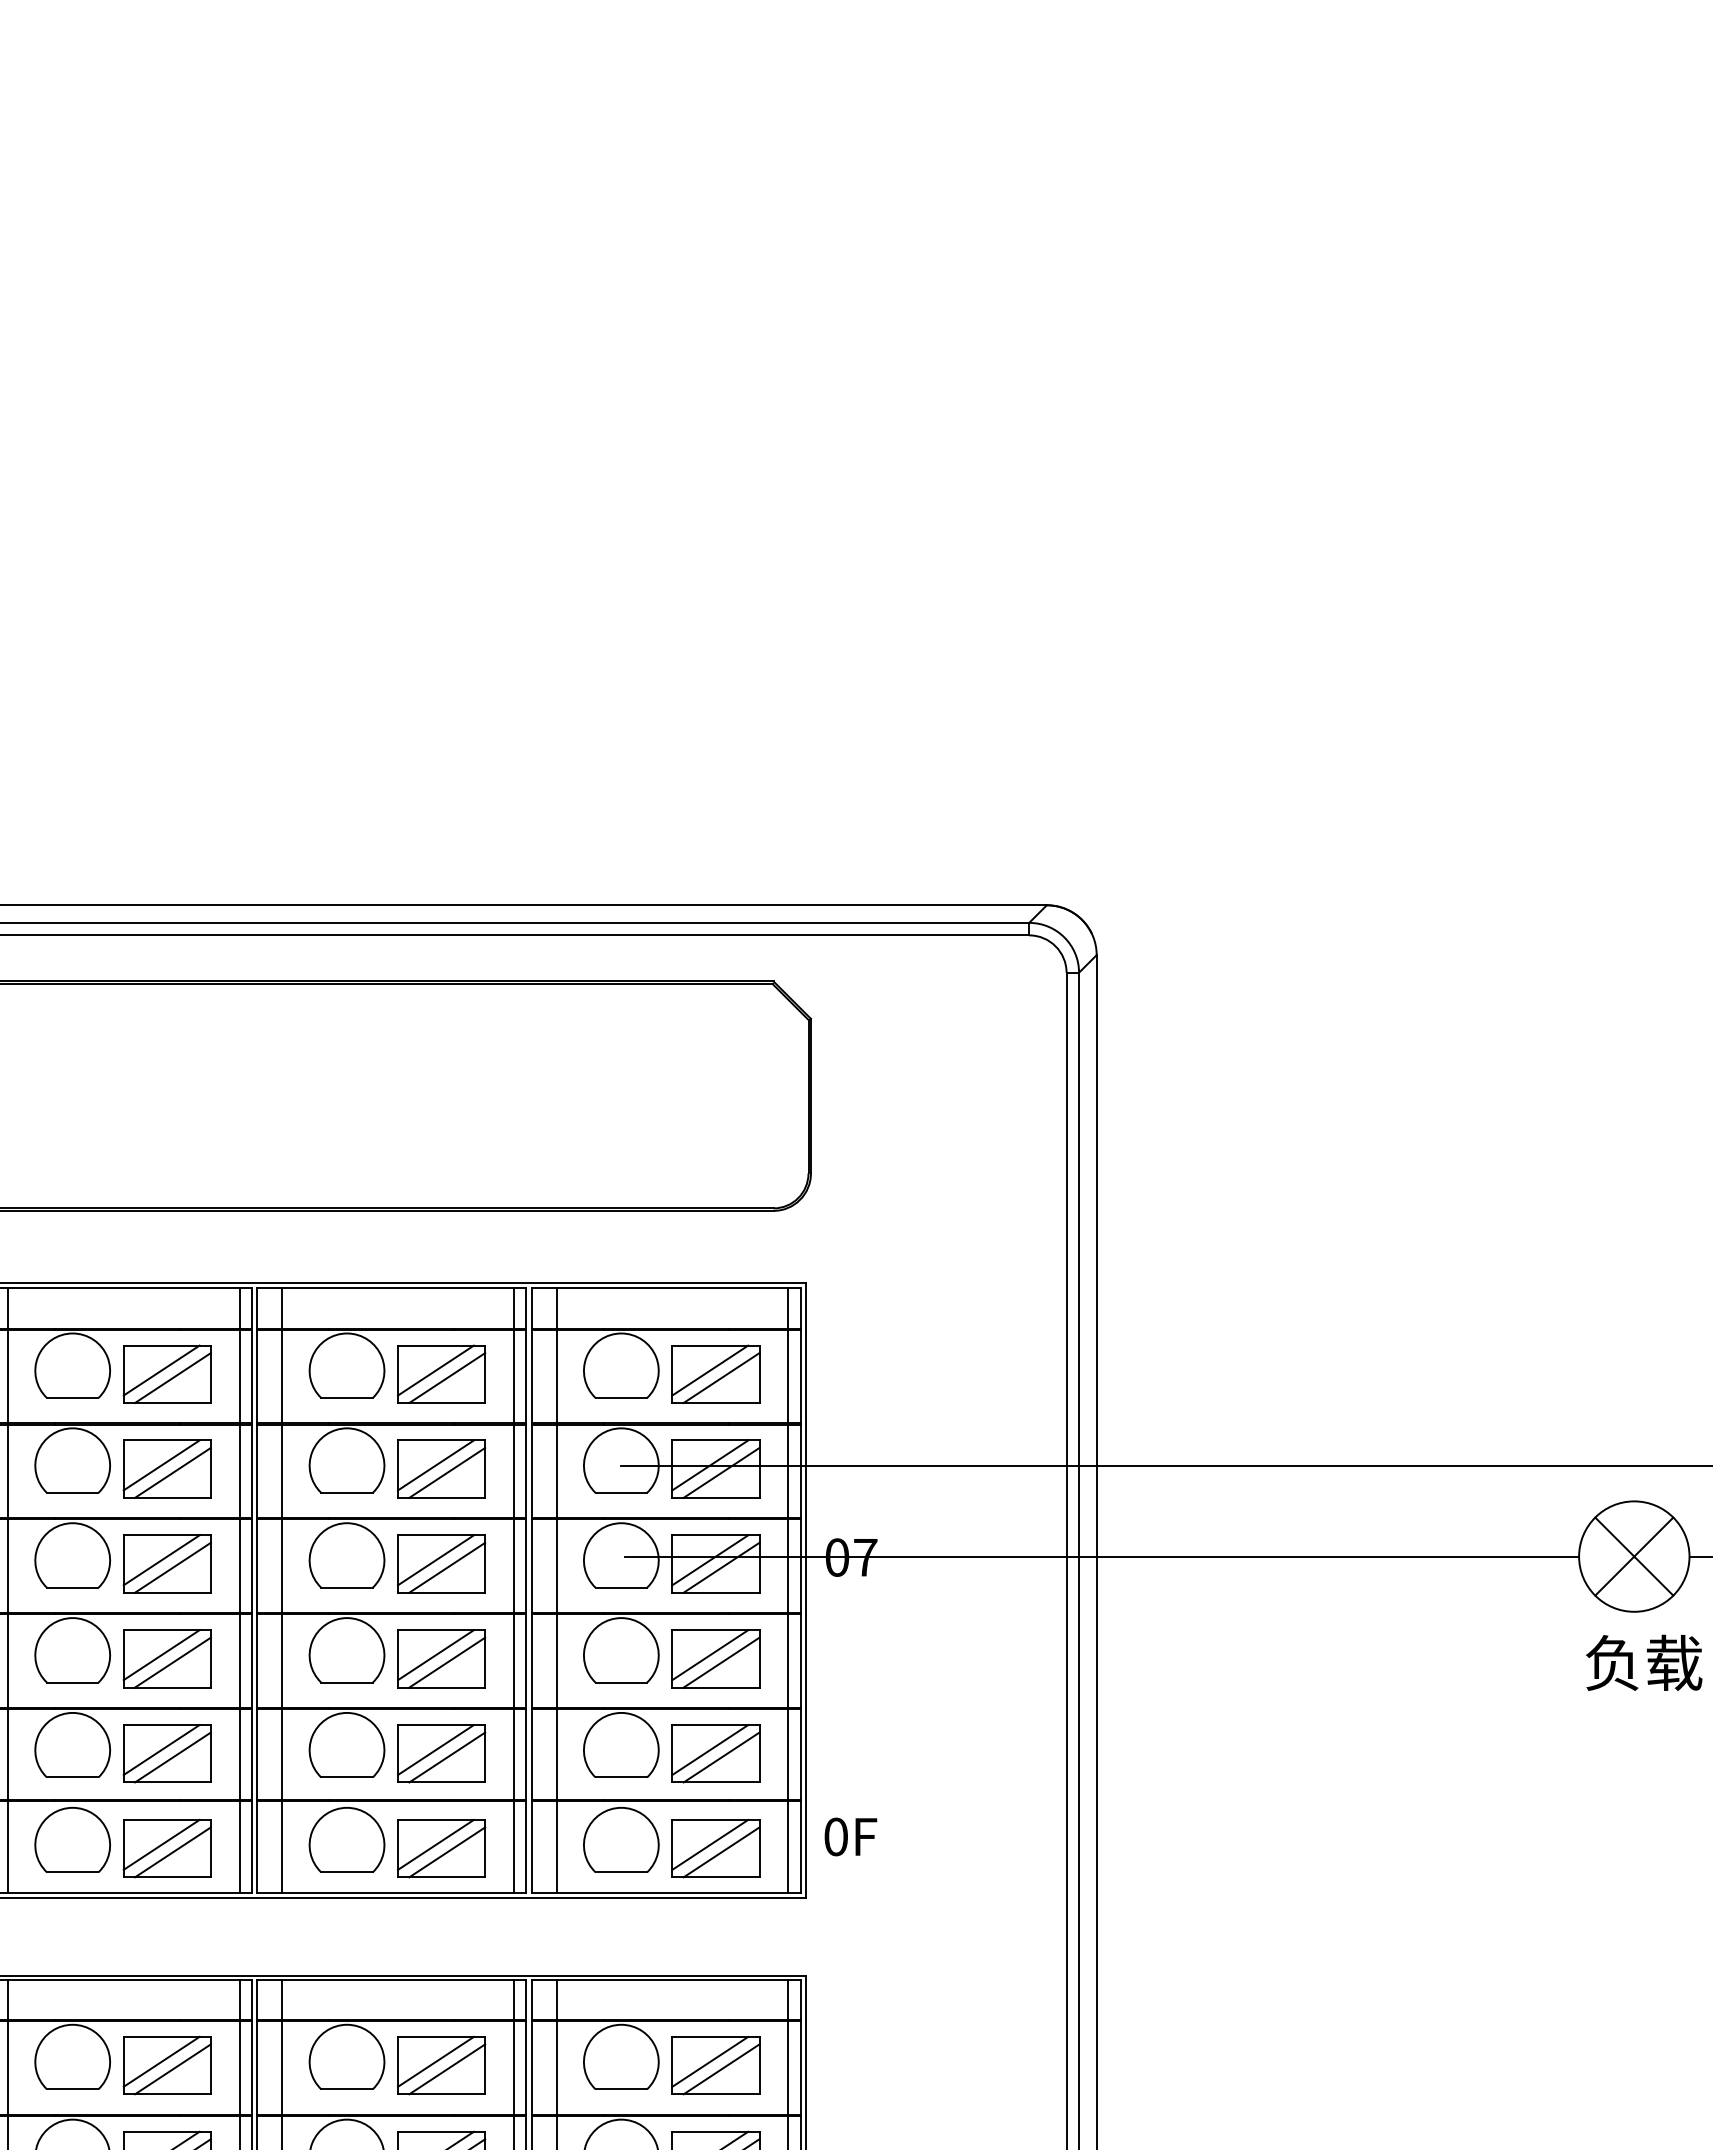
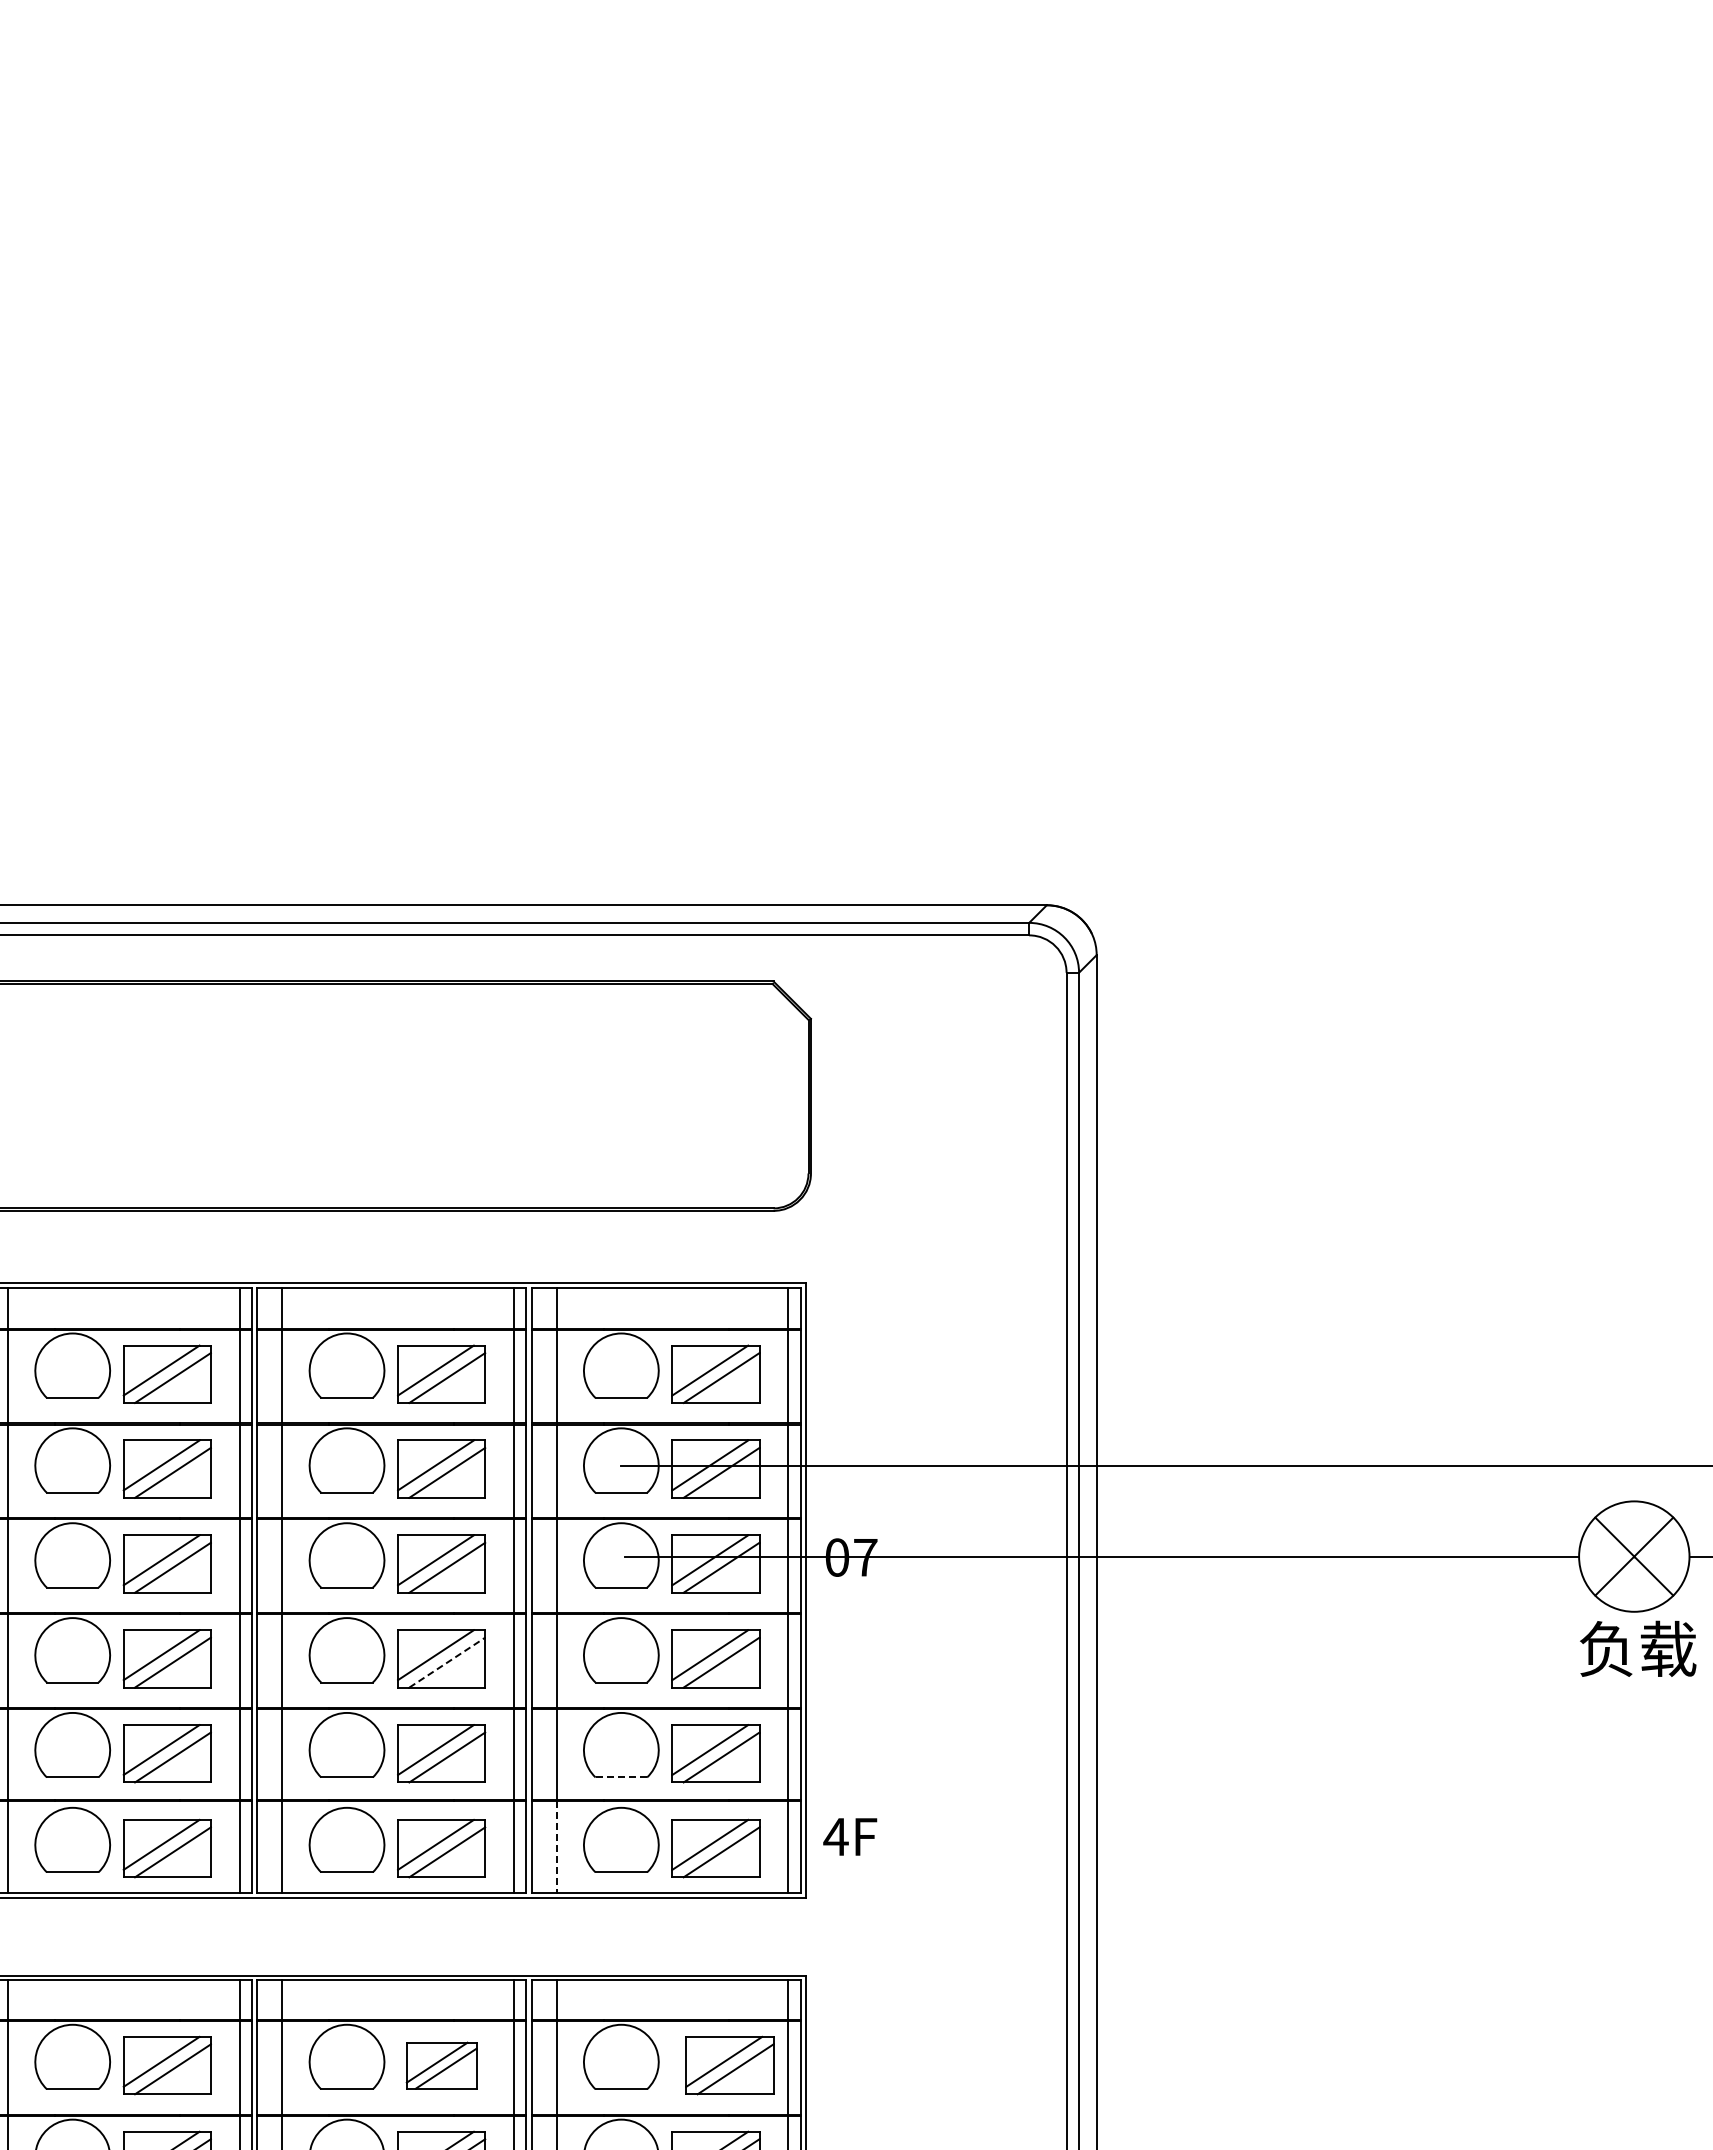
line: solid -> dashed (447, 1662)
text position: (1644, 1662) -> (1638, 1648) (1638, 1648)
line: solid -> dashed (621, 1777)
text: 0F -> 4F (835, 1836)
line: solid -> dashed (556, 1847)
part size: 90x60 px -> 73x49 px (441, 2065)
part position: (715, 2065) -> (729, 2065) (729, 2065)
